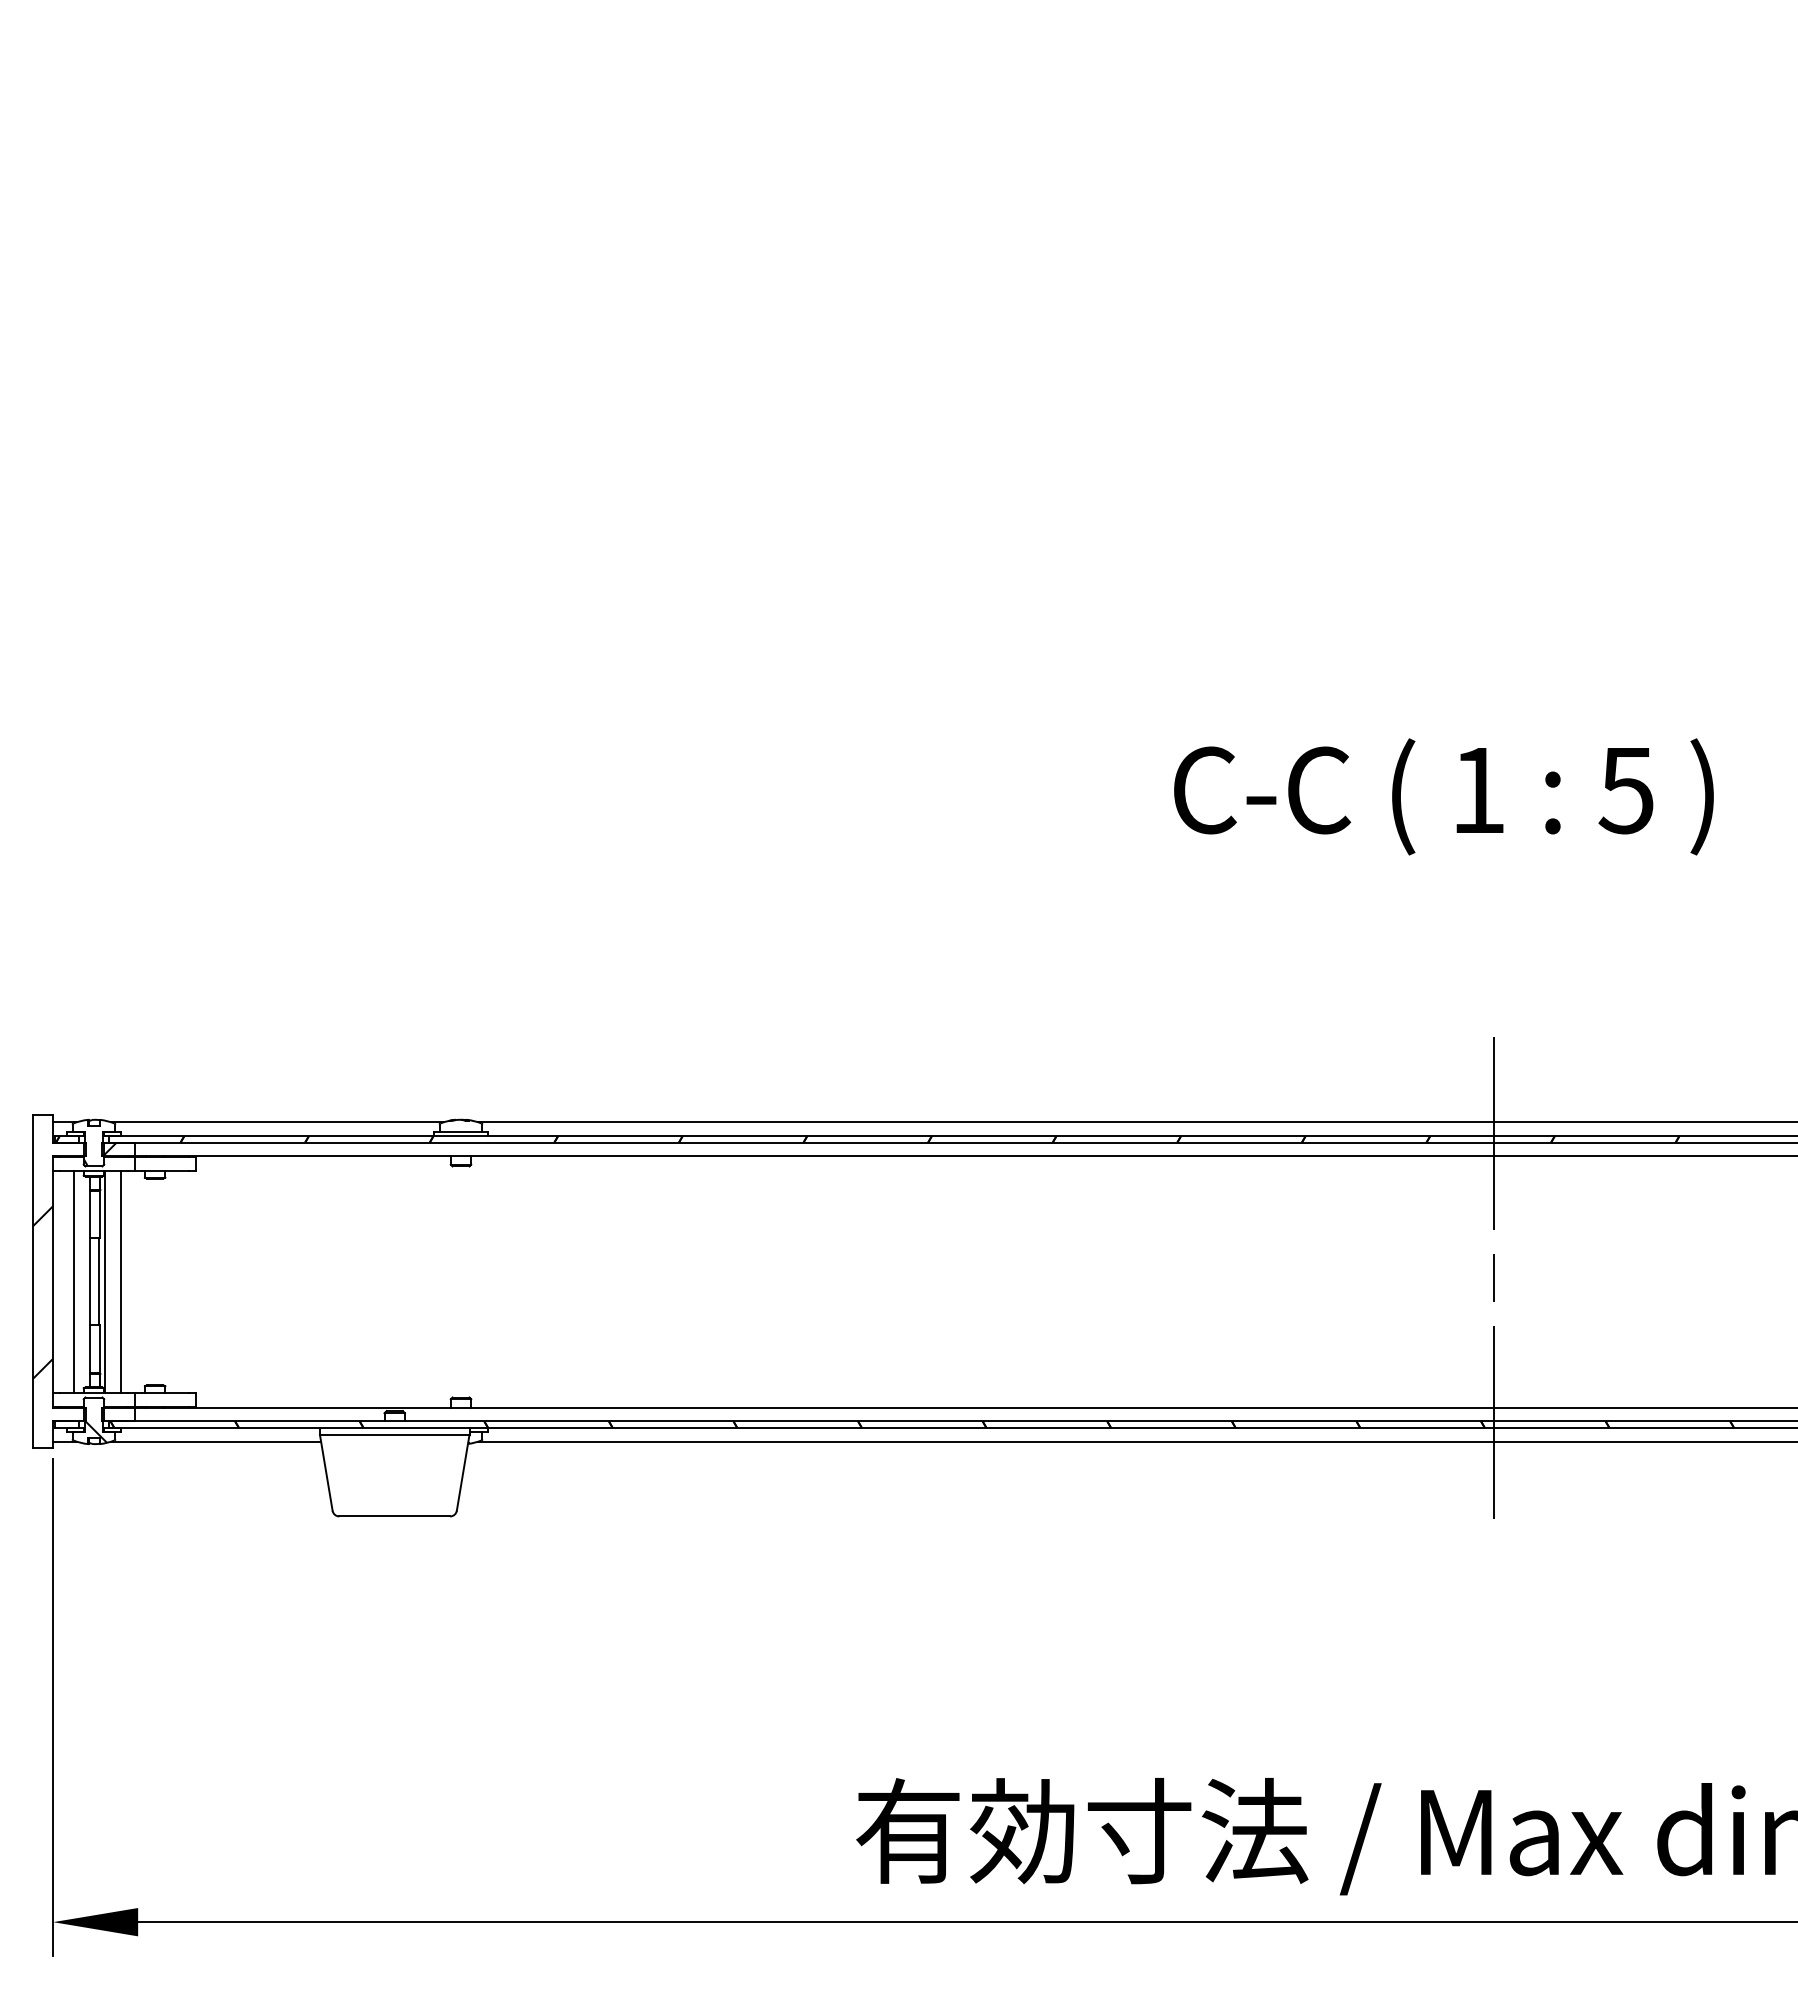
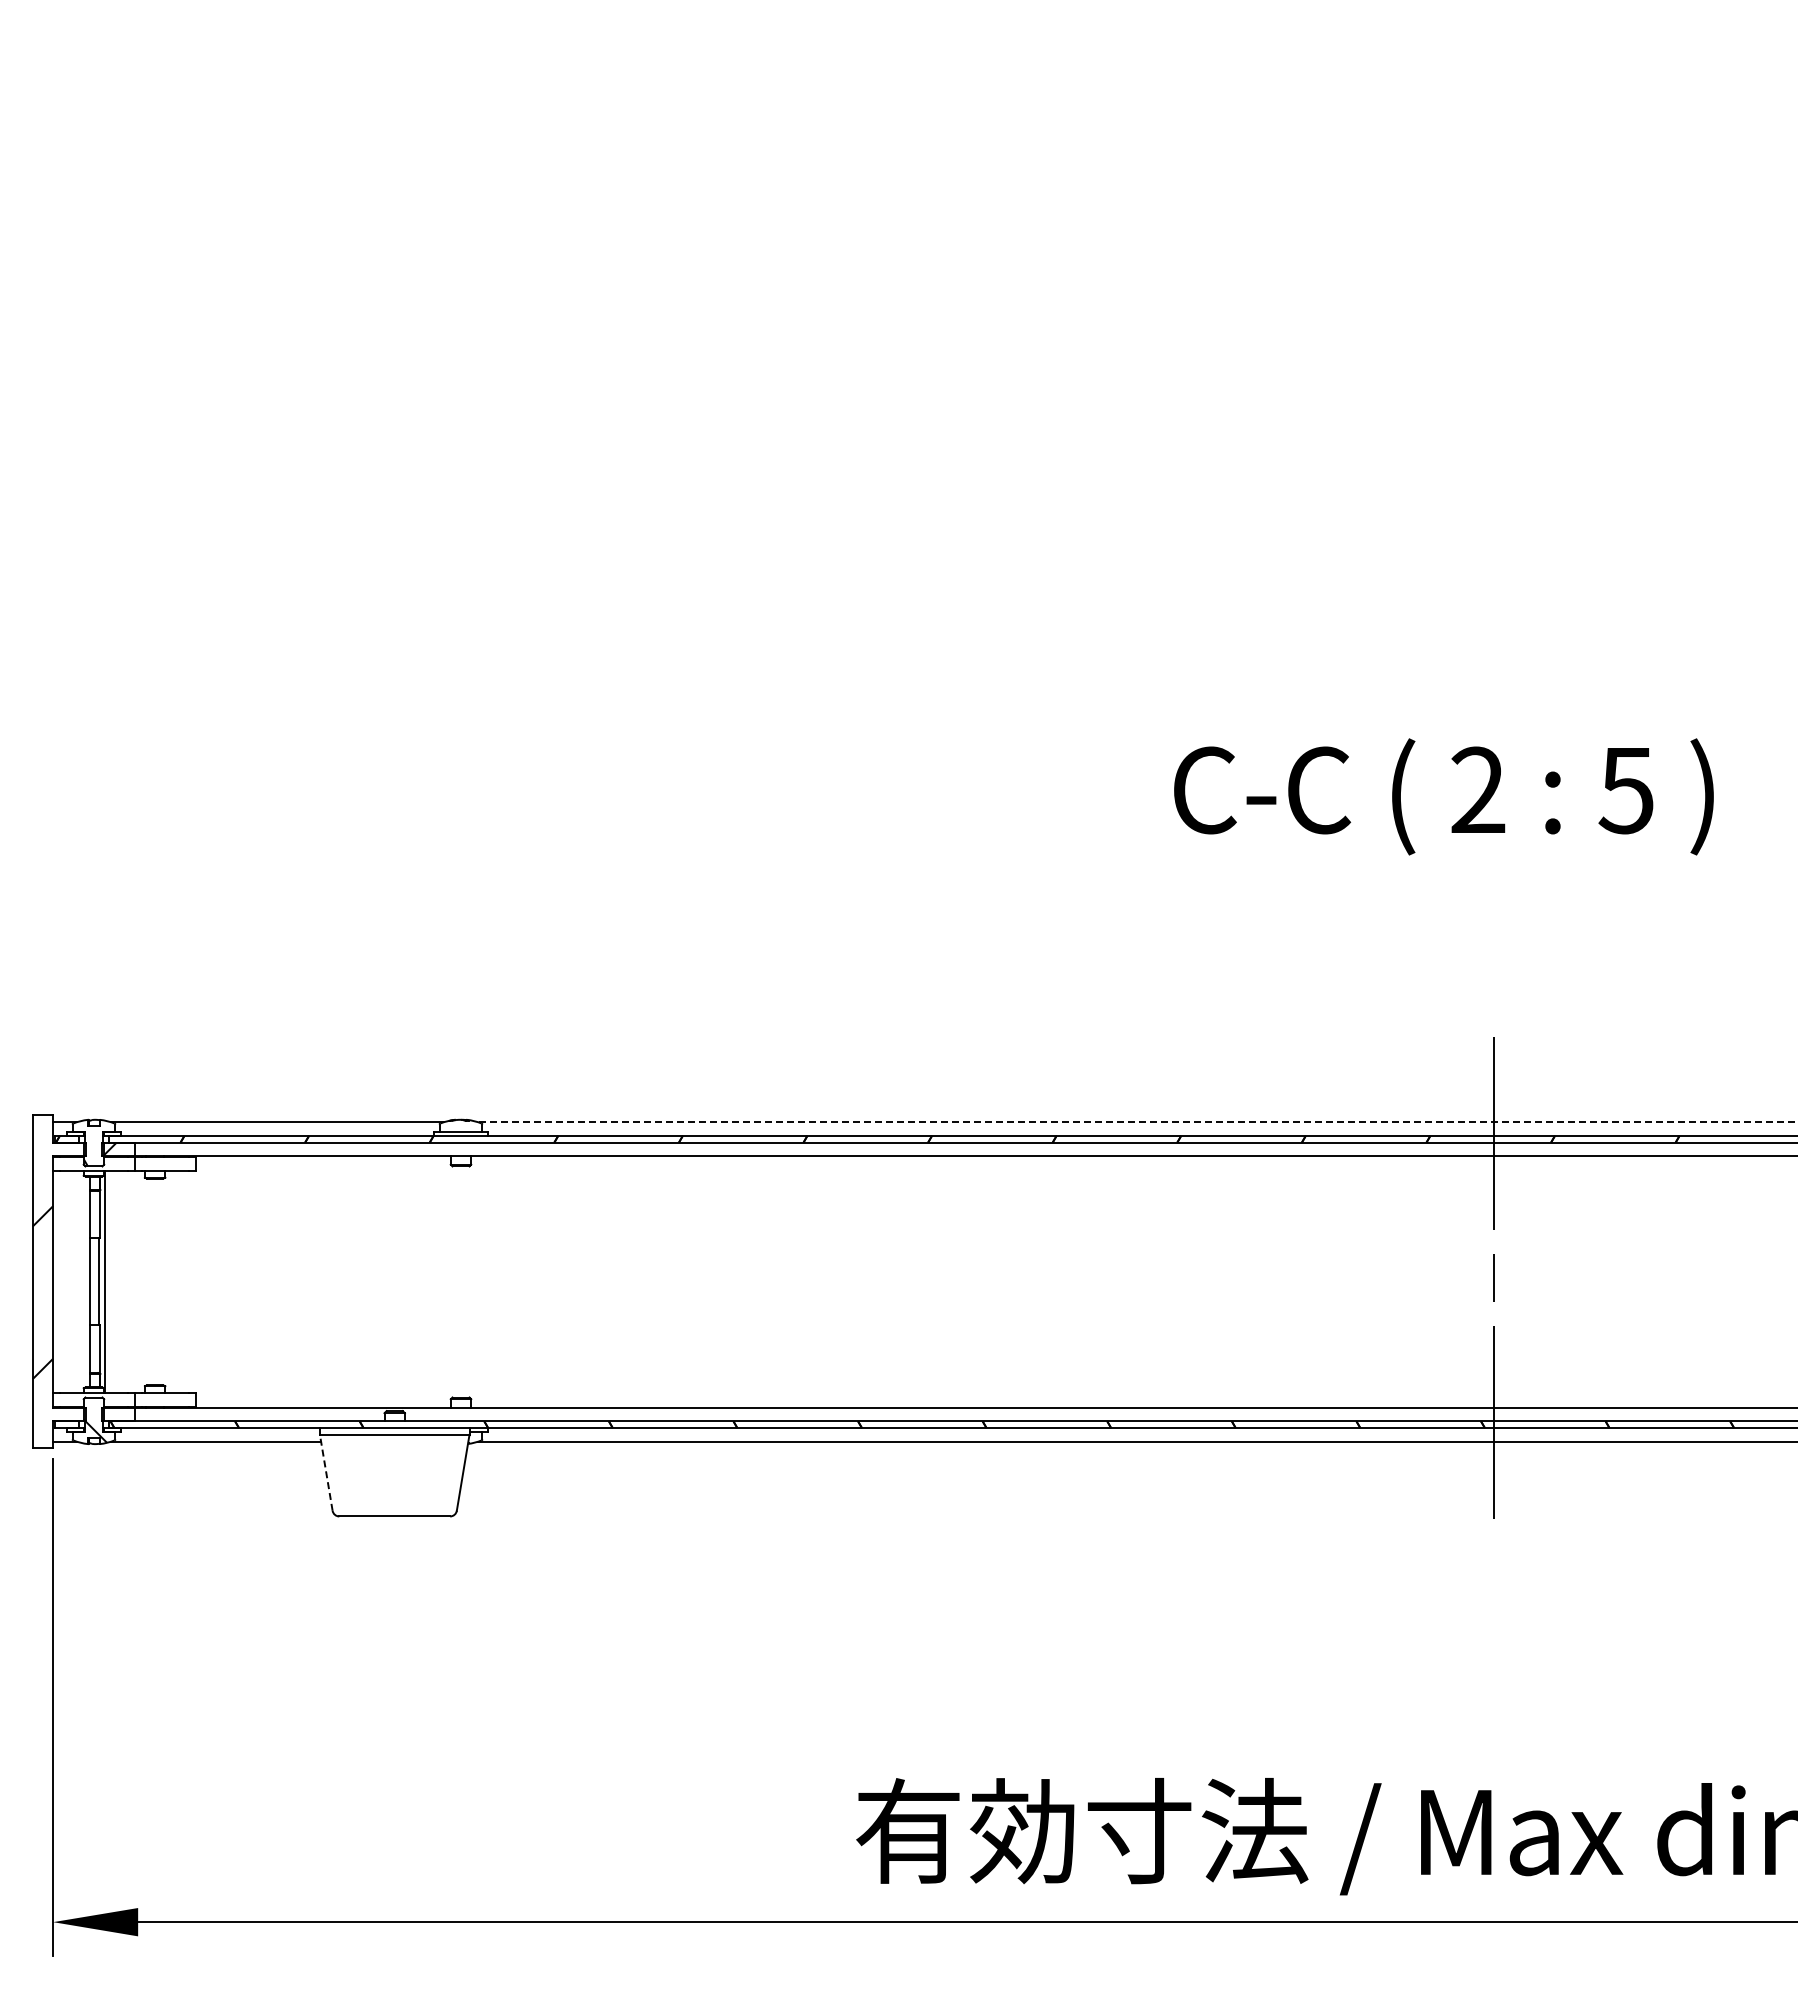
text: 1 -> 2 (1478, 789)
line: solid -> dashed (1137, 1122)
line: present -> none (73, 1281)
line: present -> none (121, 1281)
line: solid -> dashed (326, 1472)
